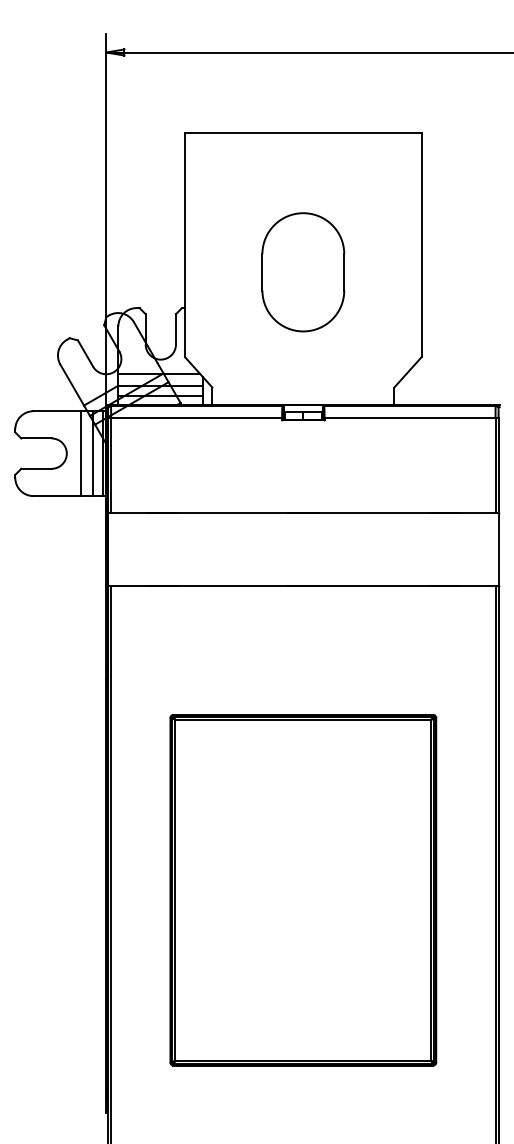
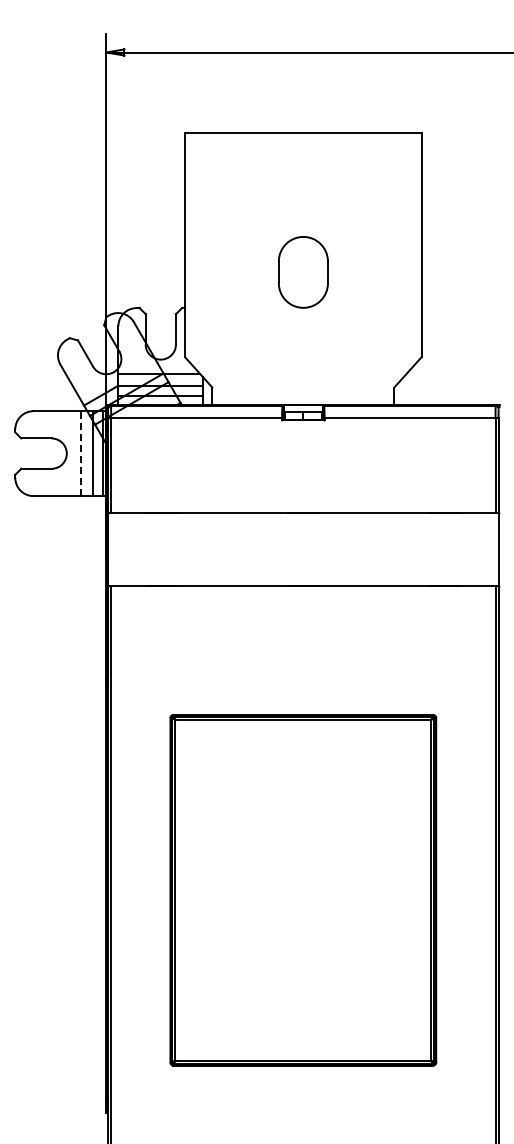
part size: 85x121 px -> 51x73 px (303, 272)
line: solid -> dashed (80, 453)
